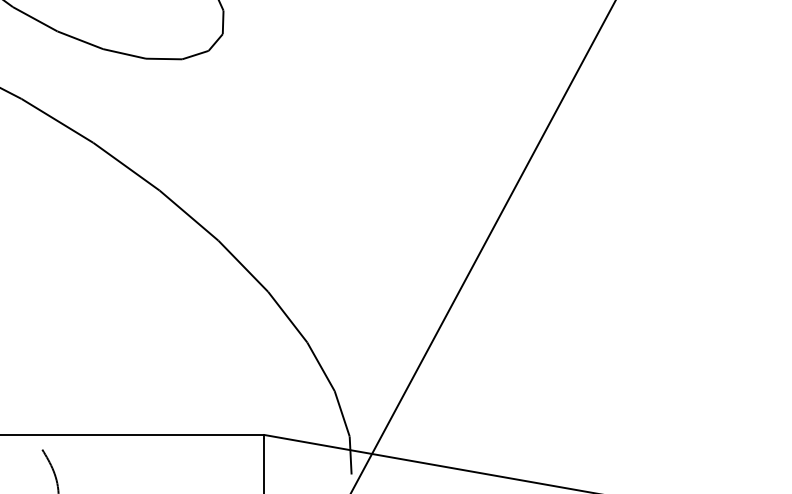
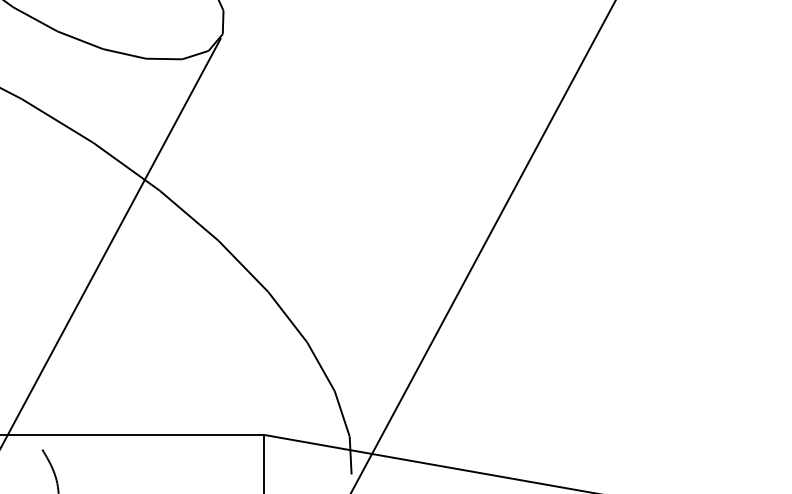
line: none -> present (111, 241)
